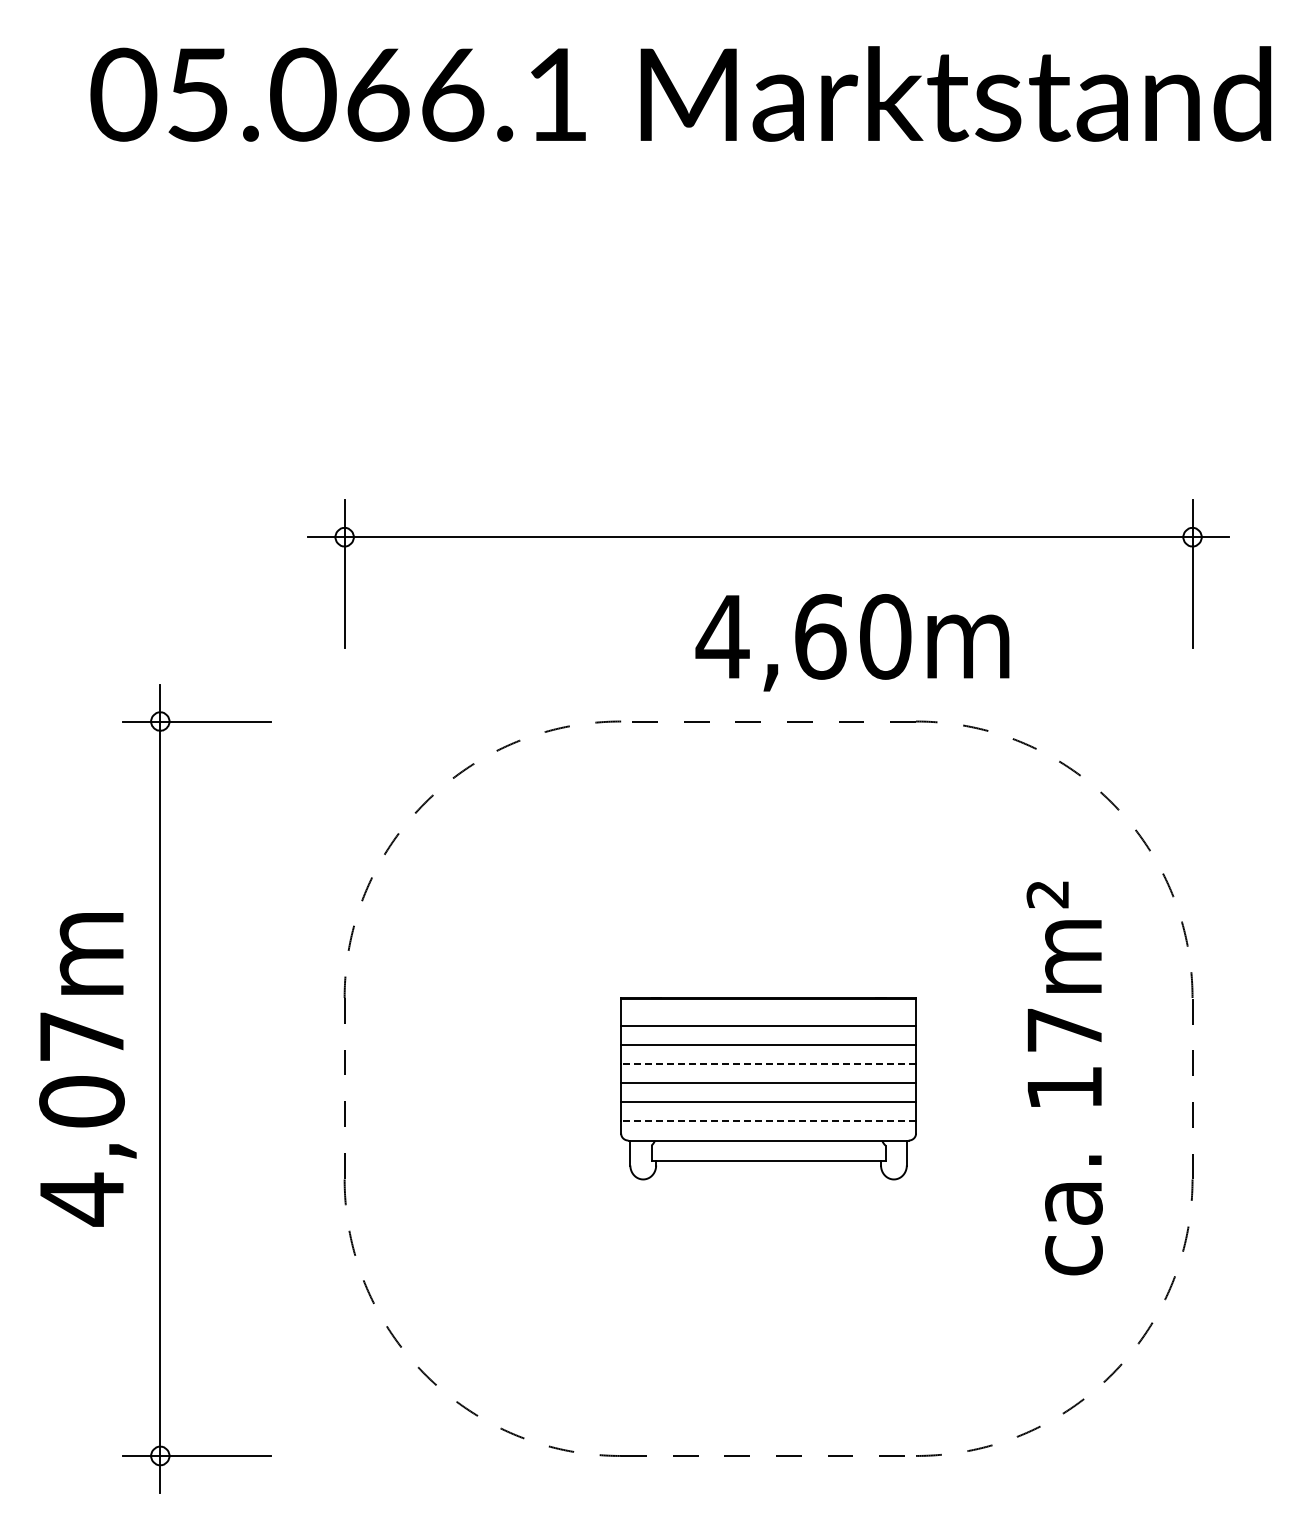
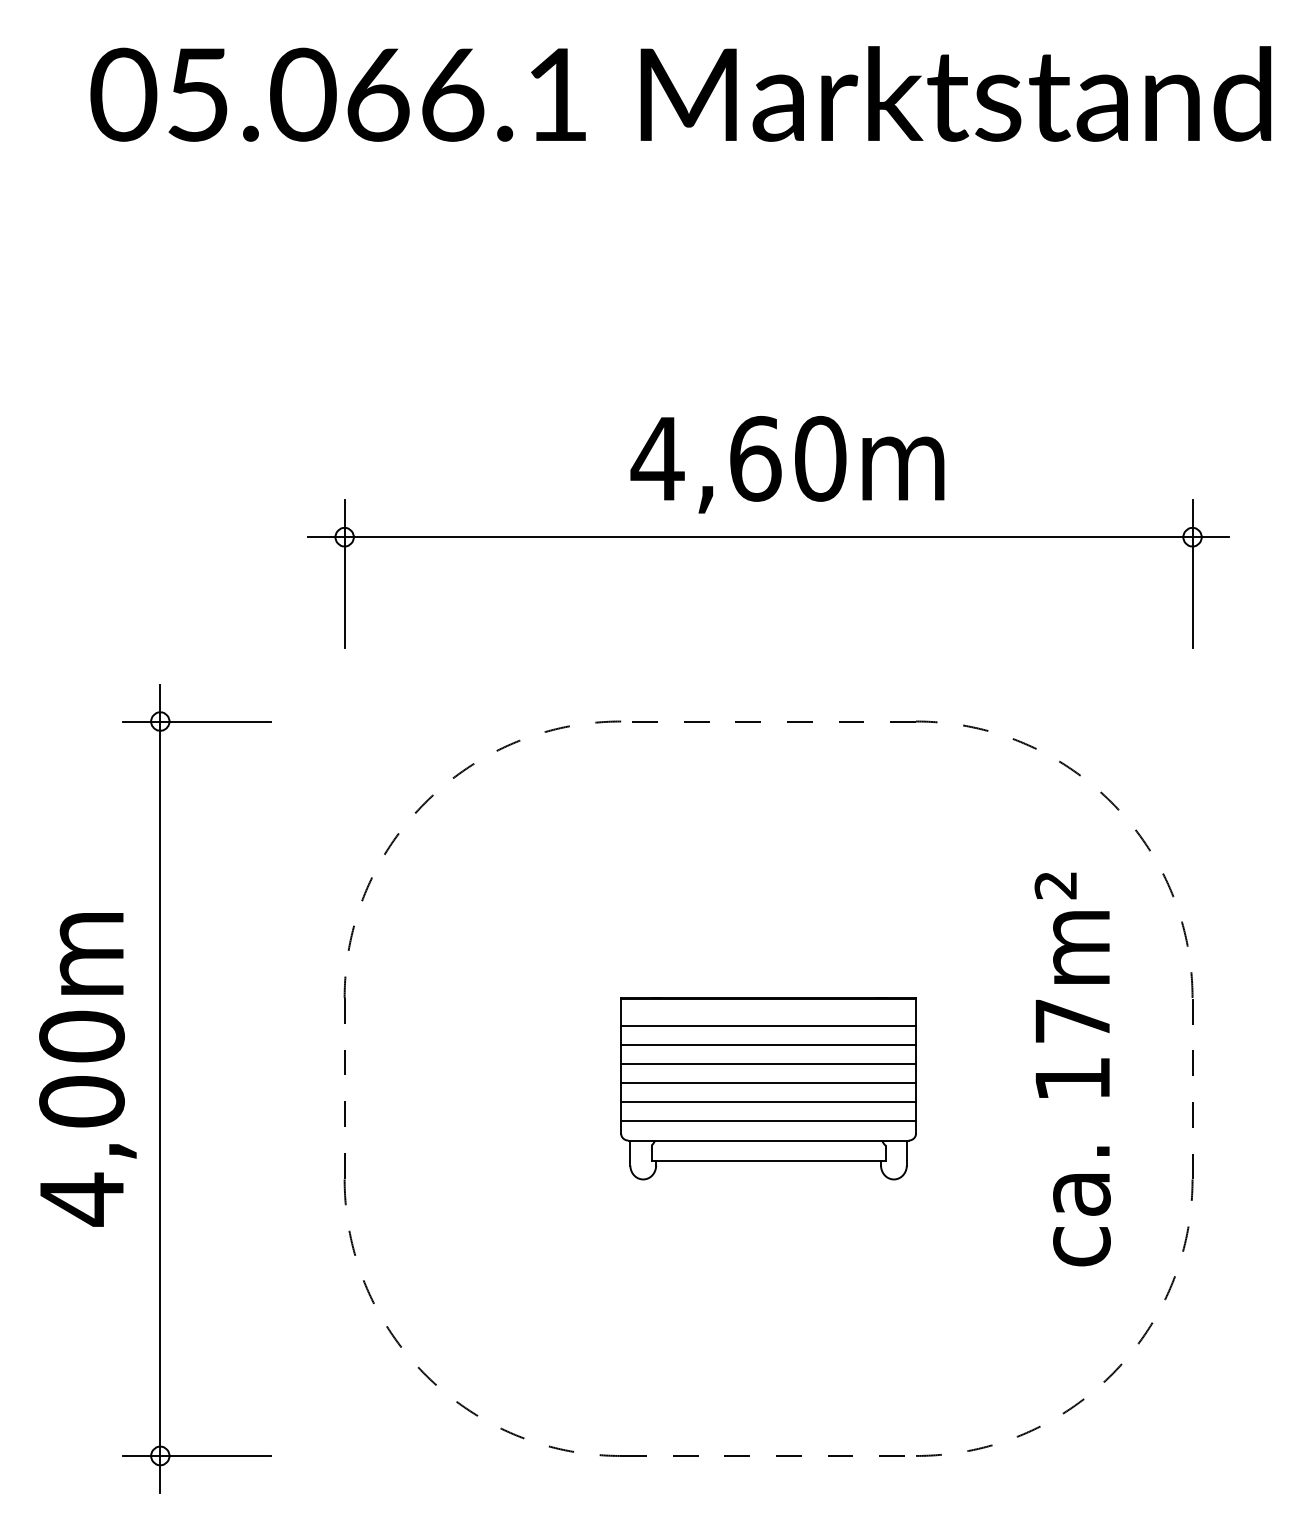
text position: (852, 642) -> (787, 464) (787, 464)
text: 4,07m -> 4,00m (81, 1036)
line: dashed -> solid (768, 1063)
text position: (1064, 1078) -> (1072, 1069) (1072, 1069)
line: dashed -> solid (768, 1121)
